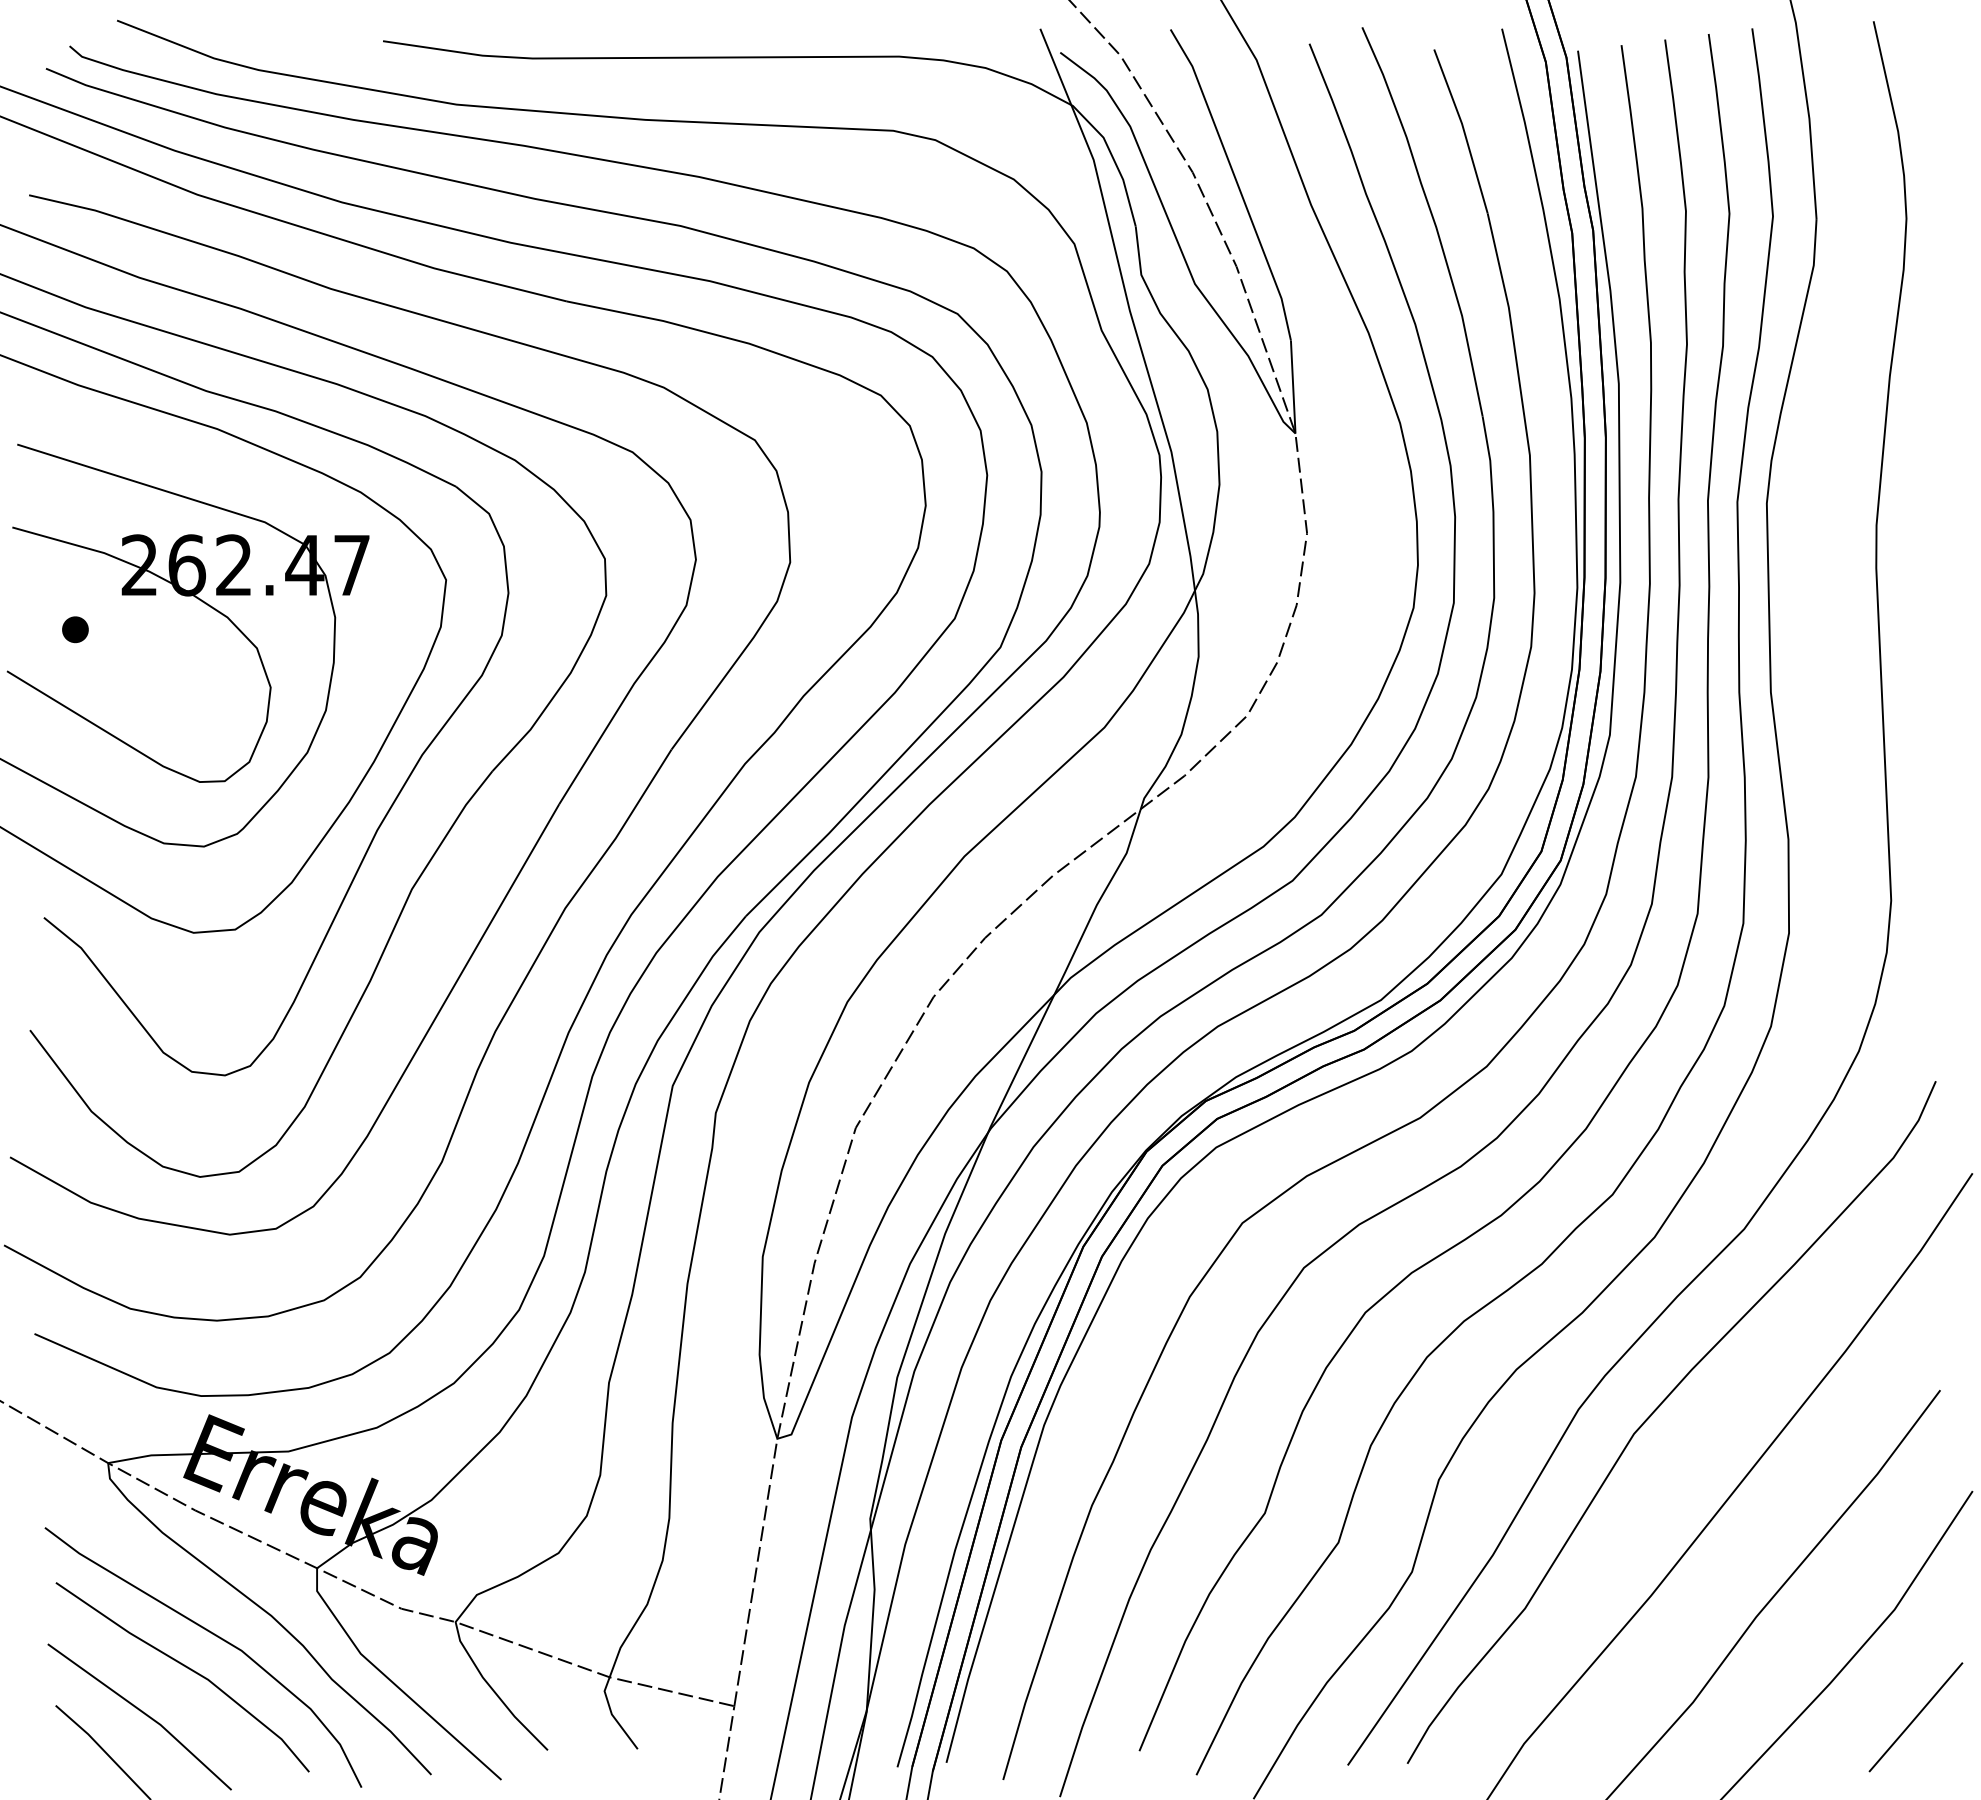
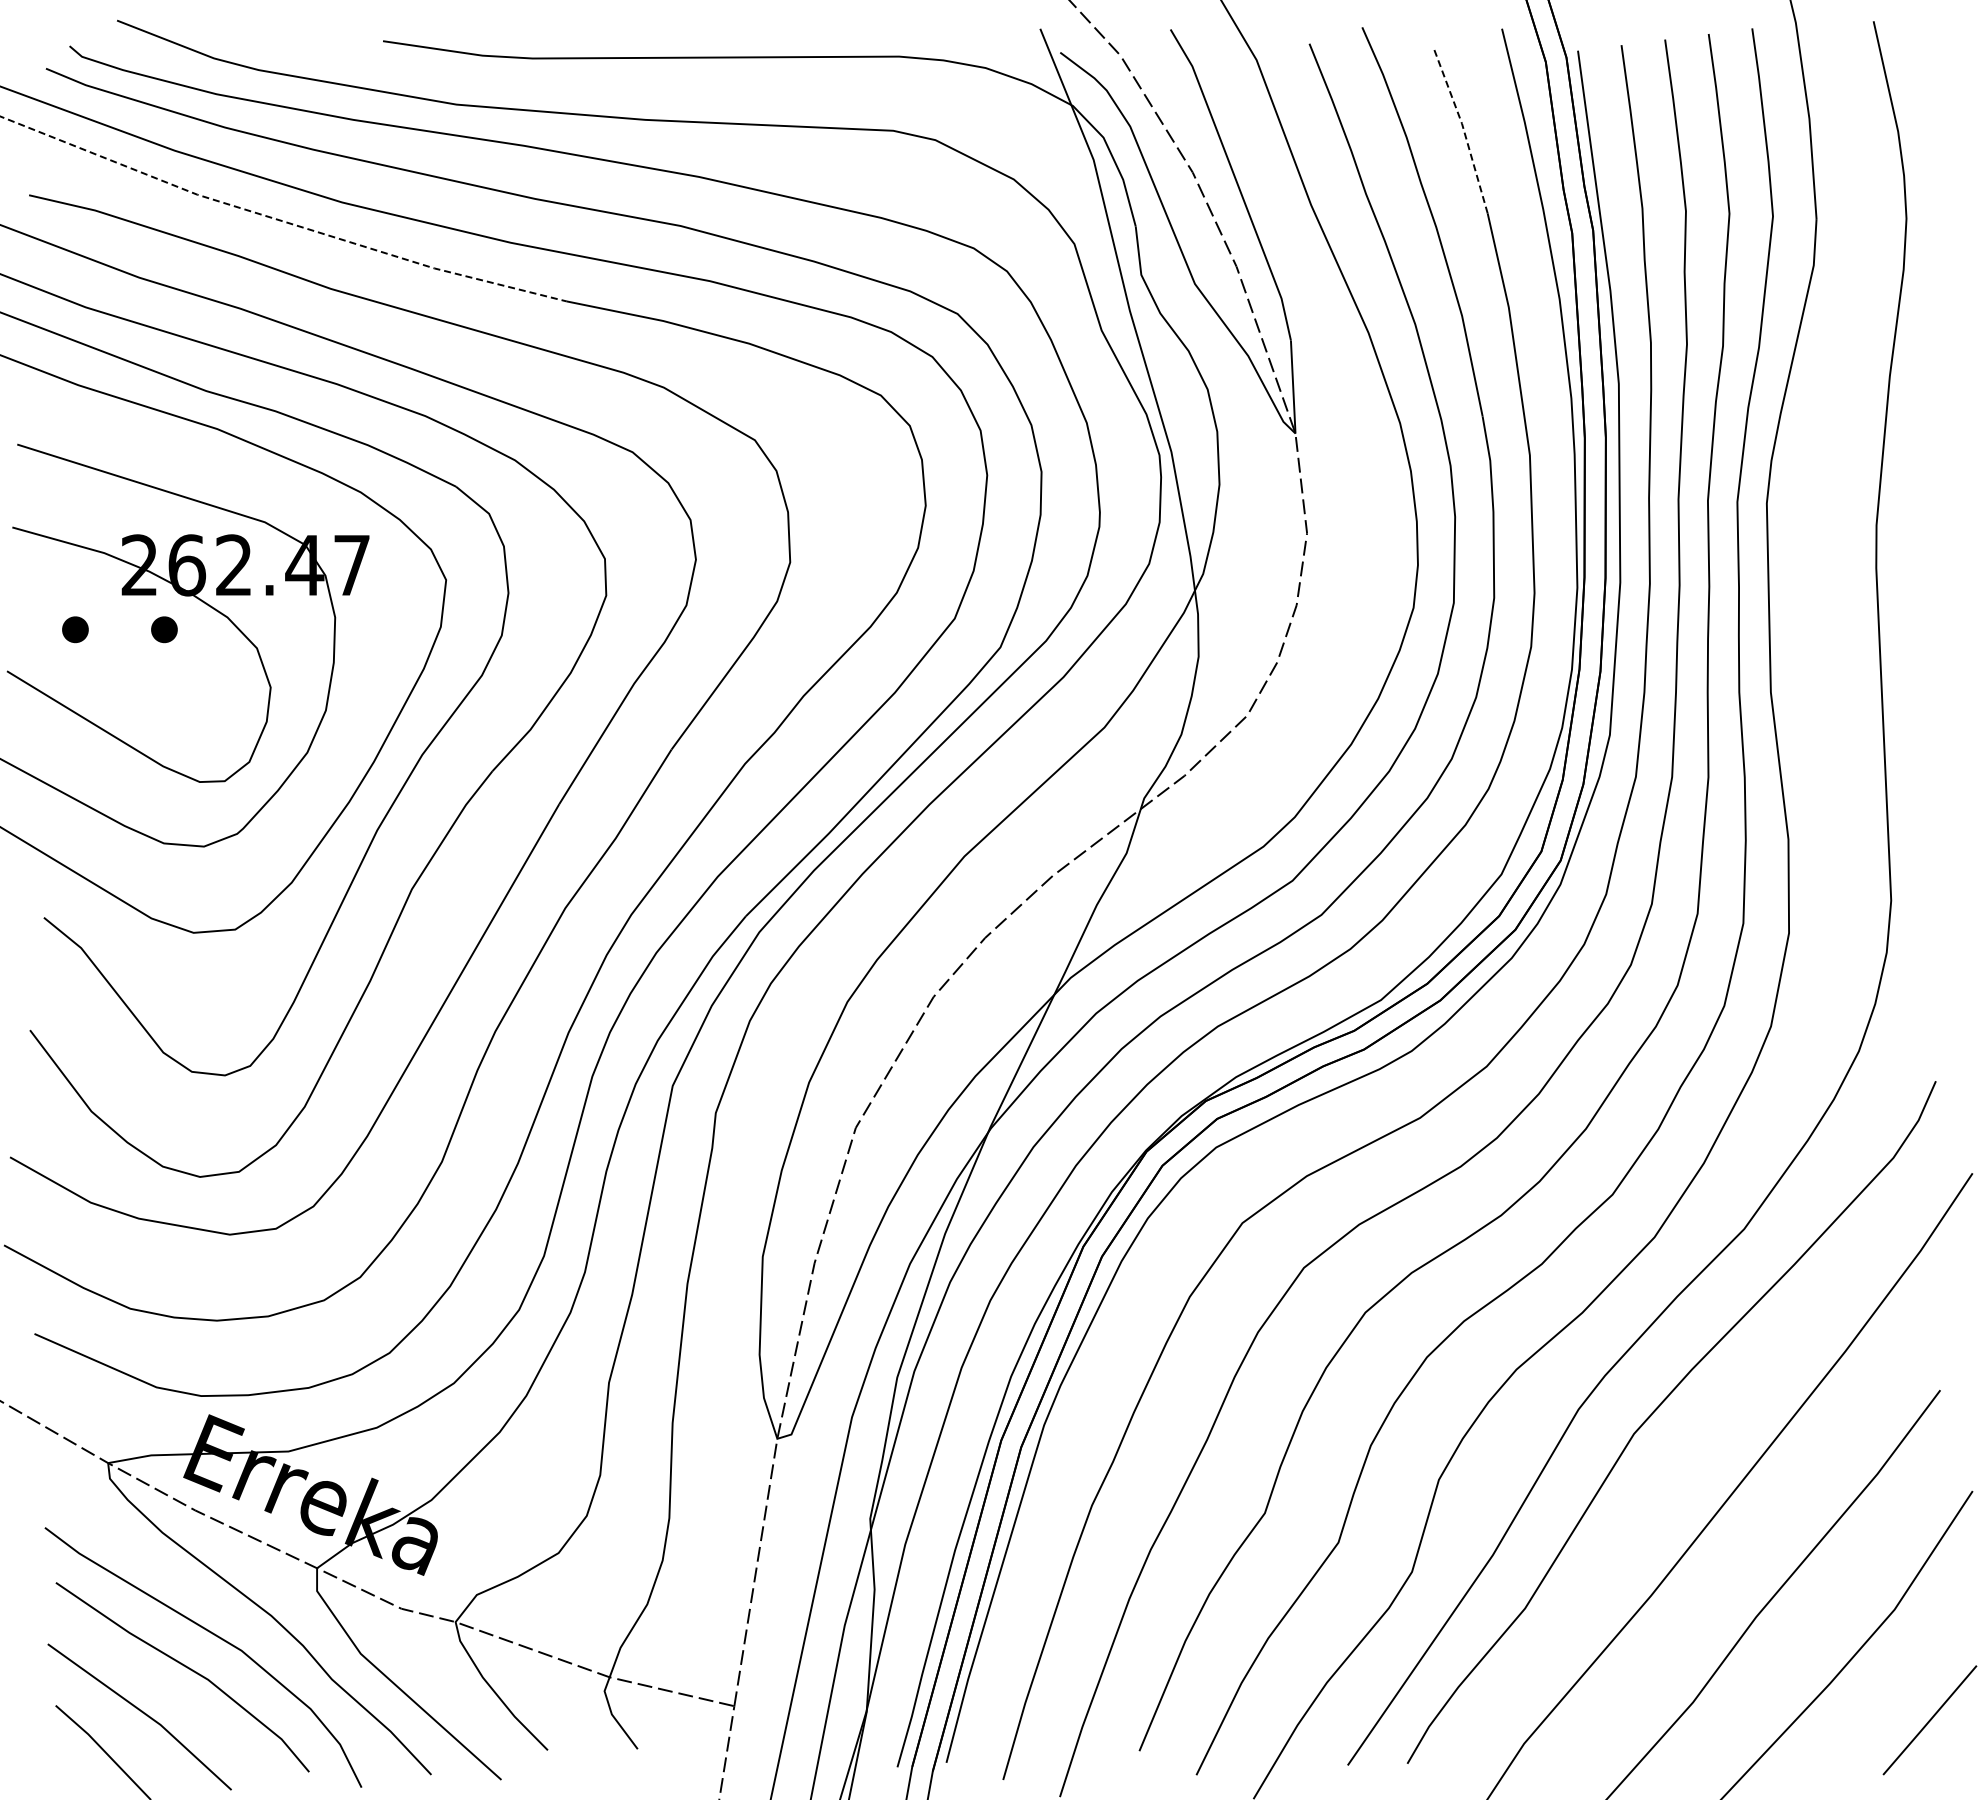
line: solid -> dashed (1463, 129)
line: solid -> dashed (280, 220)
part: none -> present (164, 629)
line position: (1915, 1717) -> (1929, 1720) (1929, 1720)
